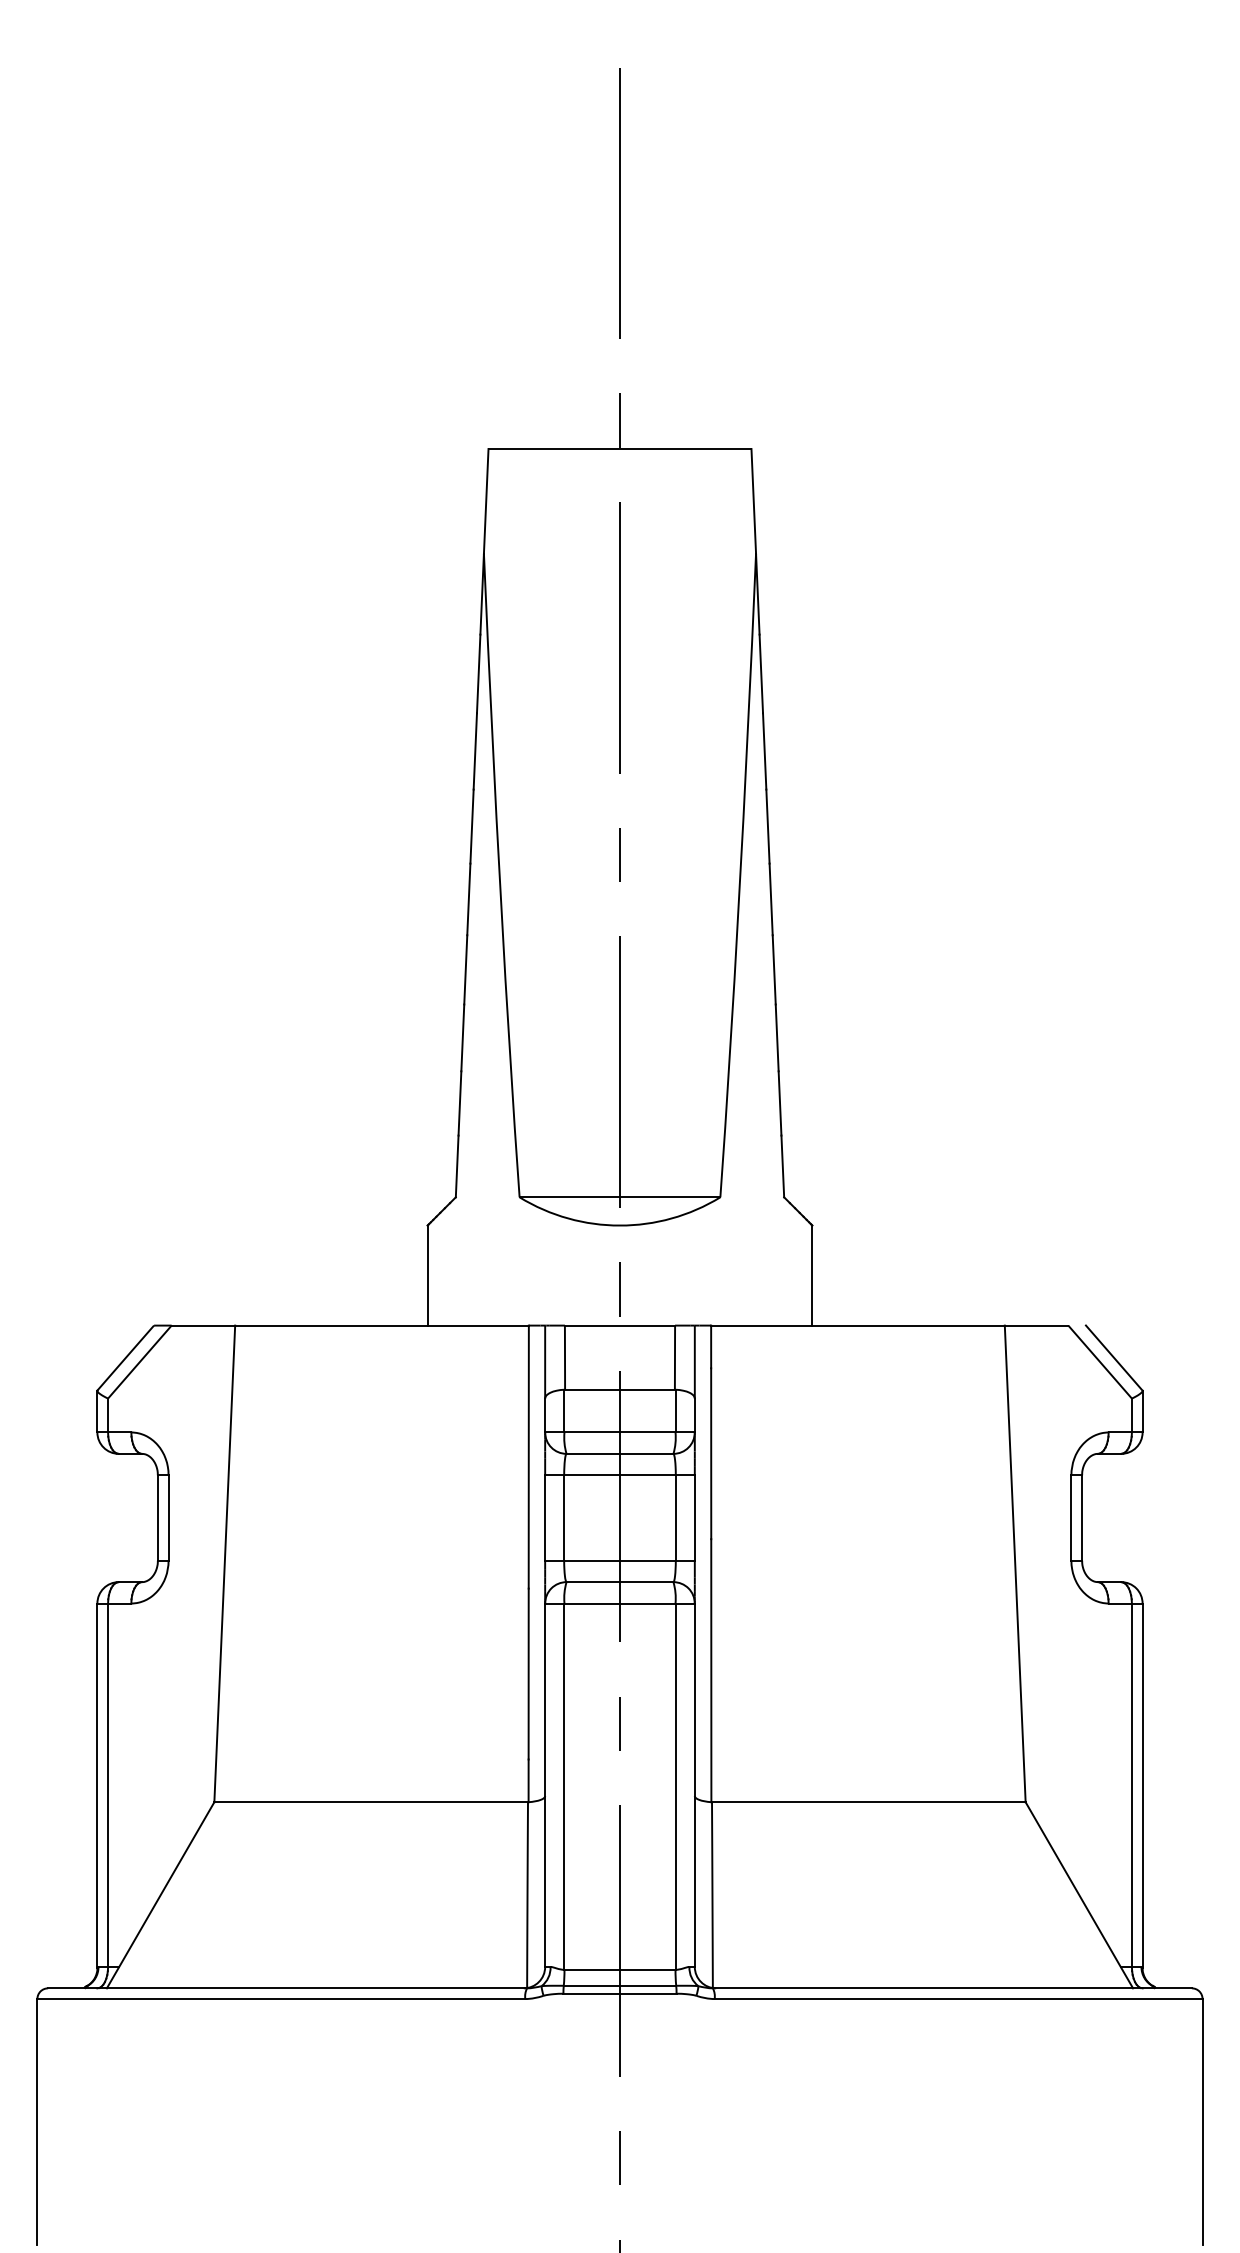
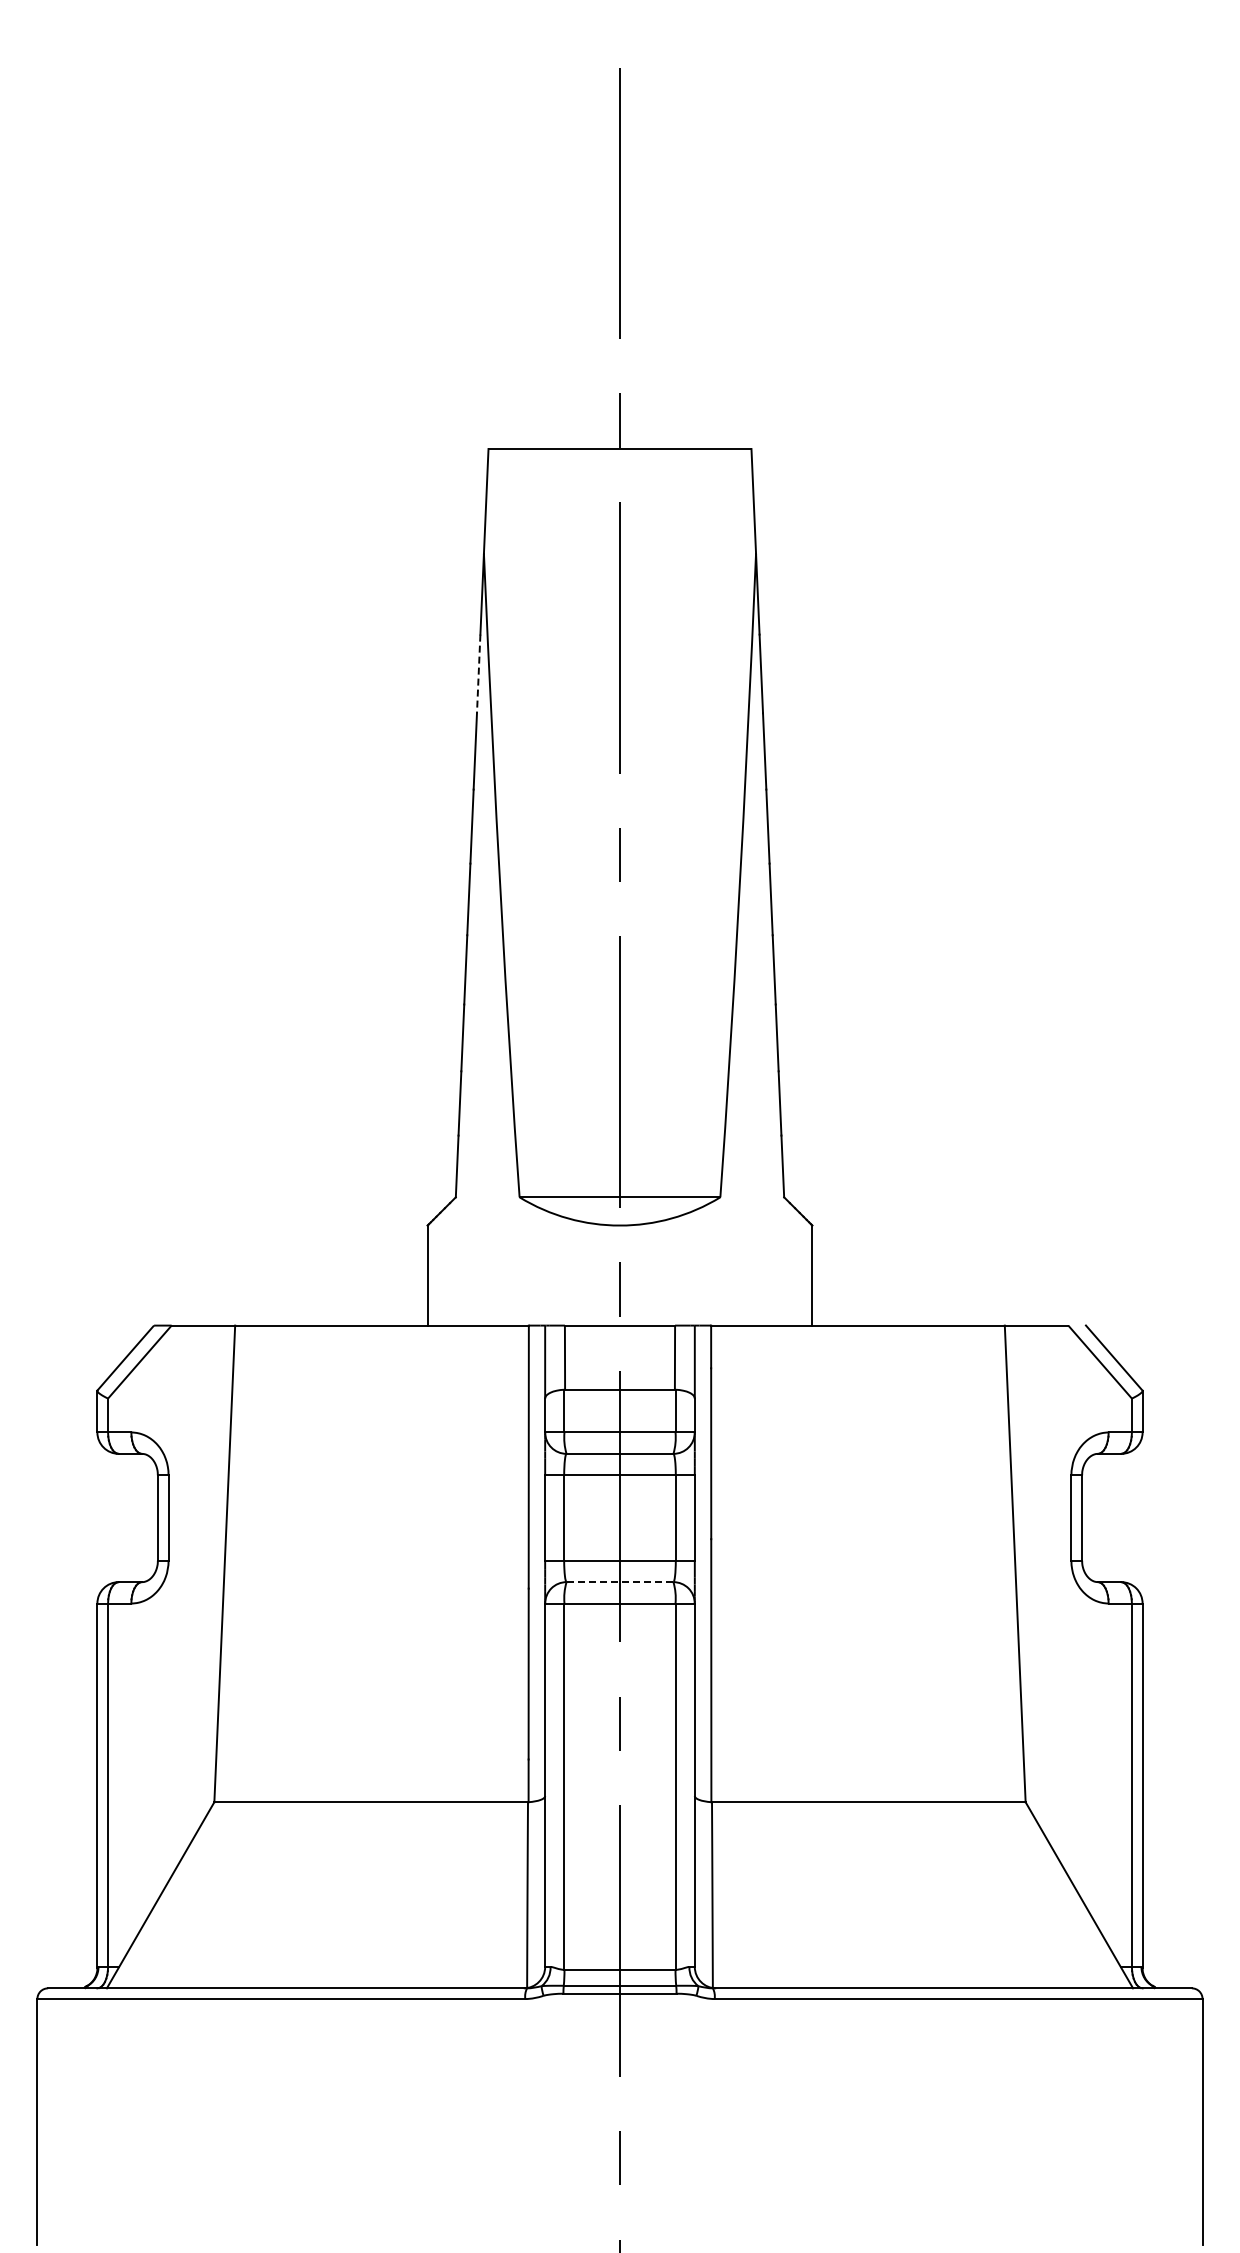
line: solid -> dashed (478, 674)
line: solid -> dashed (620, 1582)
